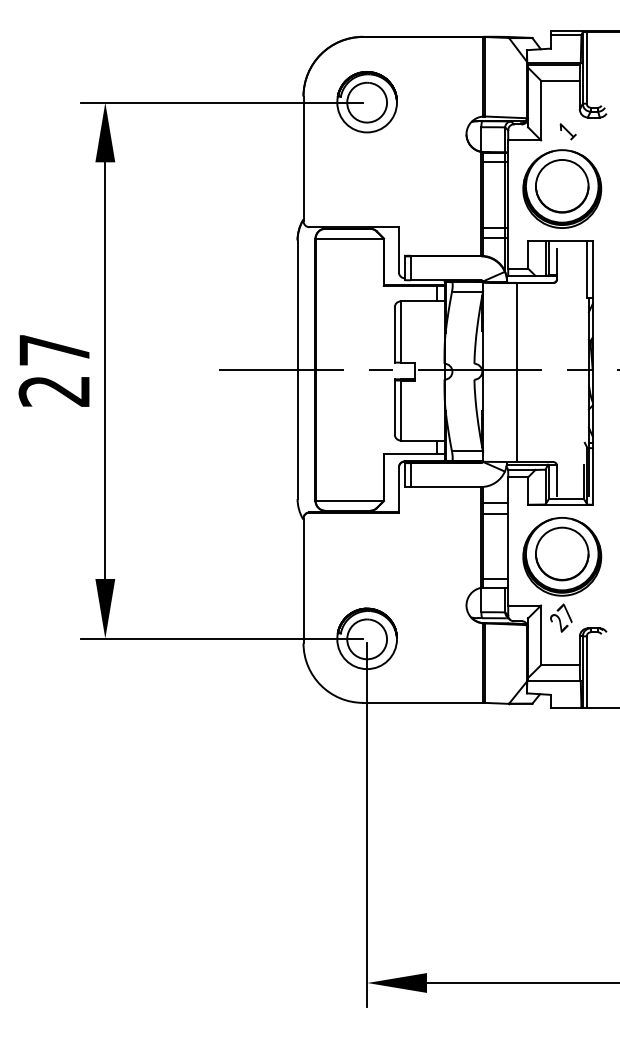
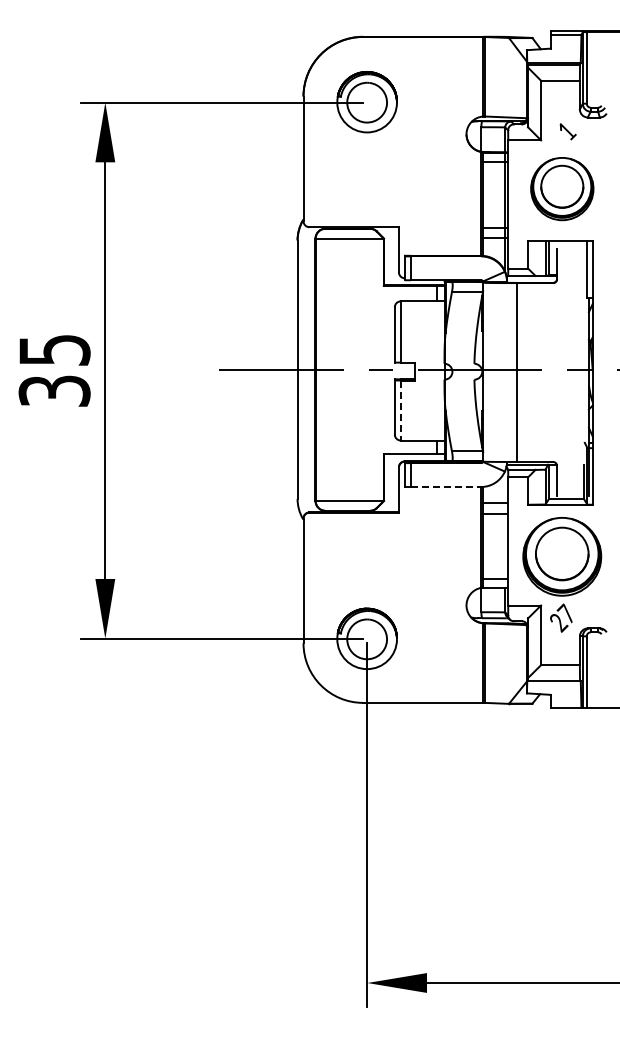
part size: 81x80 px -> 65x65 px (562, 189)
text: 27 -> 35 (54, 370)
line: solid -> dashed (400, 411)
line: solid -> dashed (446, 486)
